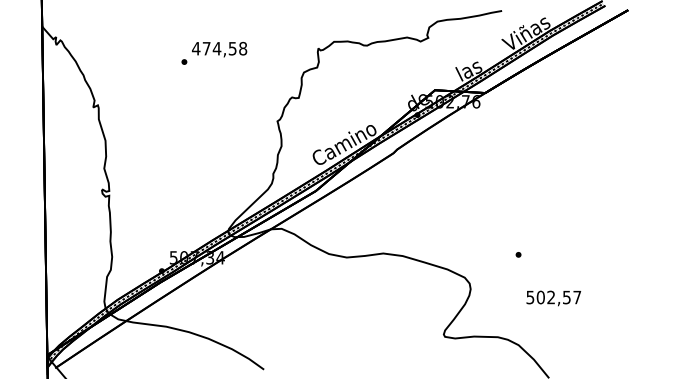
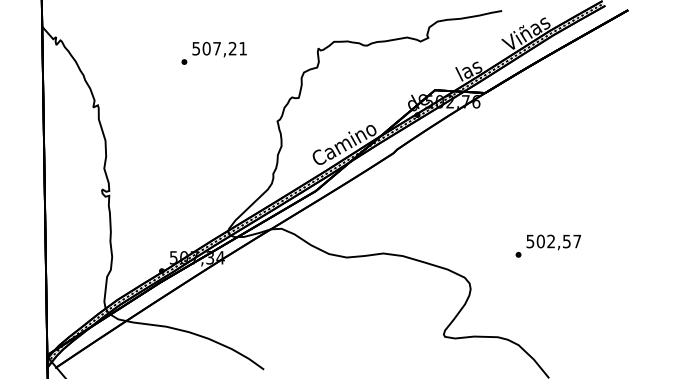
text: 474,58 -> 507,21 (219, 48)
text position: (553, 298) -> (553, 242) (553, 242)
